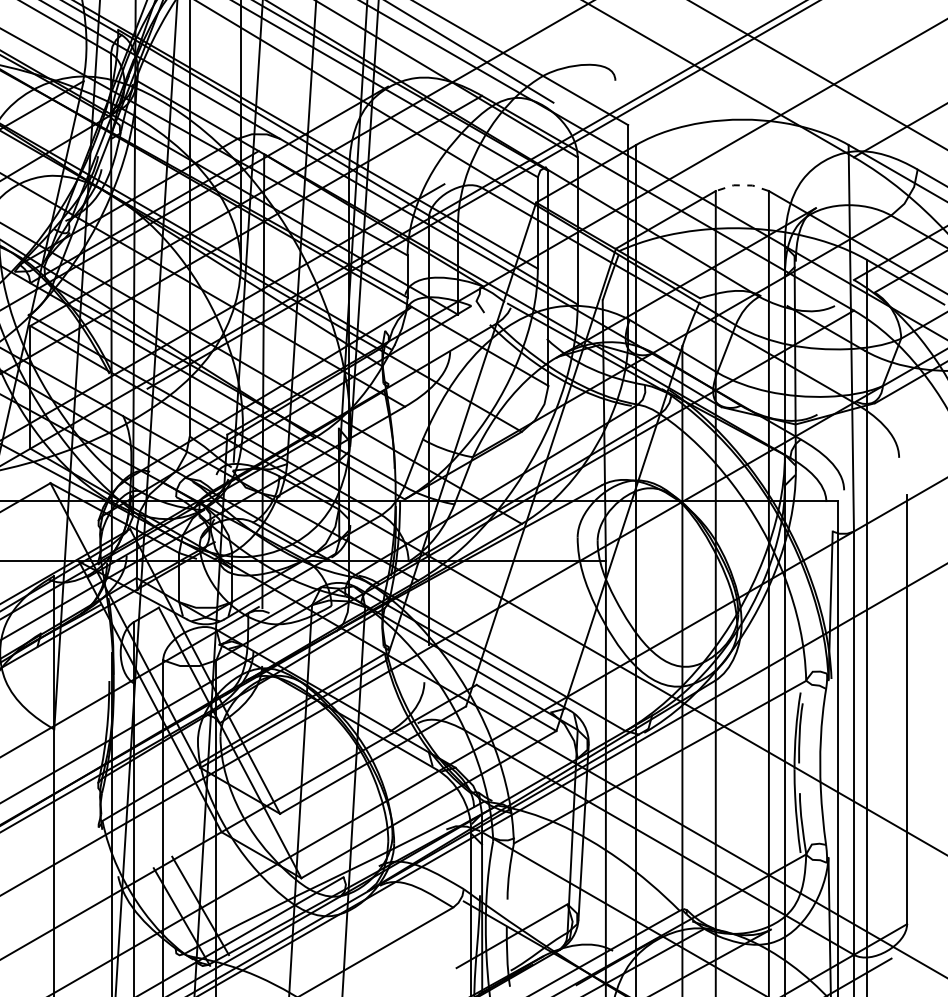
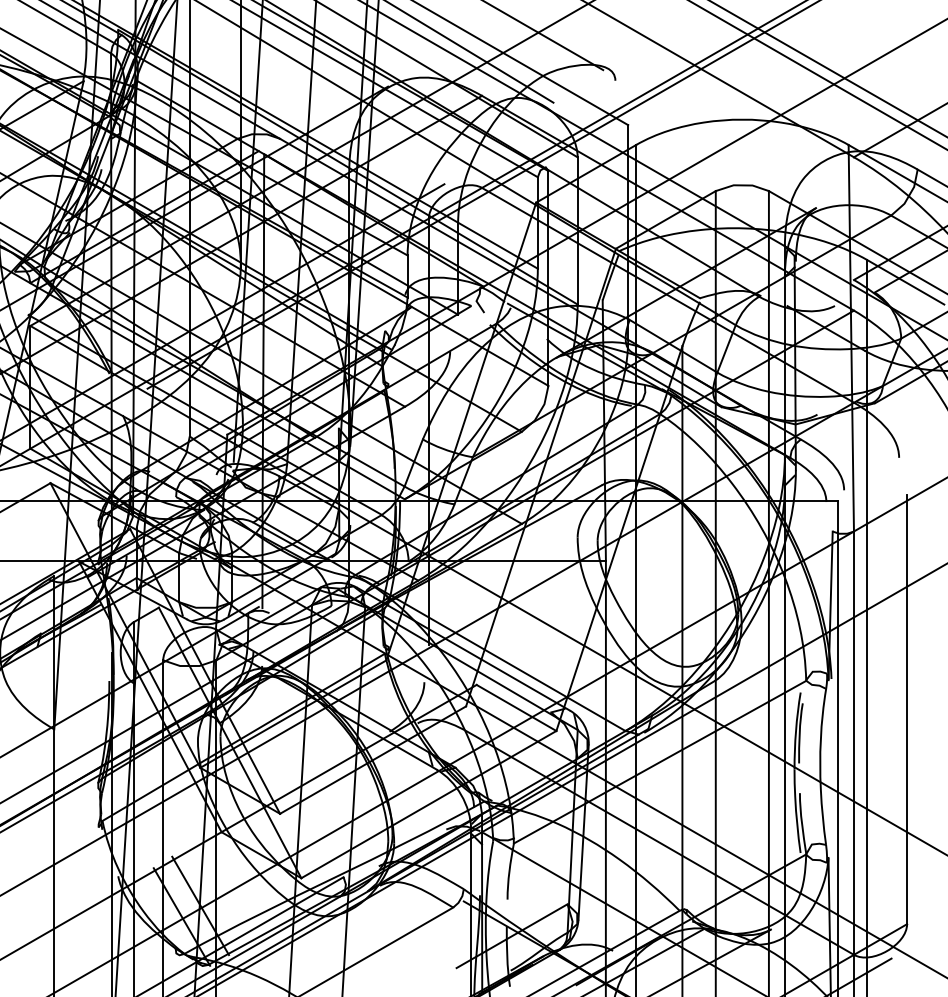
line: none -> present (544, 36)
line: none -> present (828, 68)
line: dashed -> solid (742, 185)
